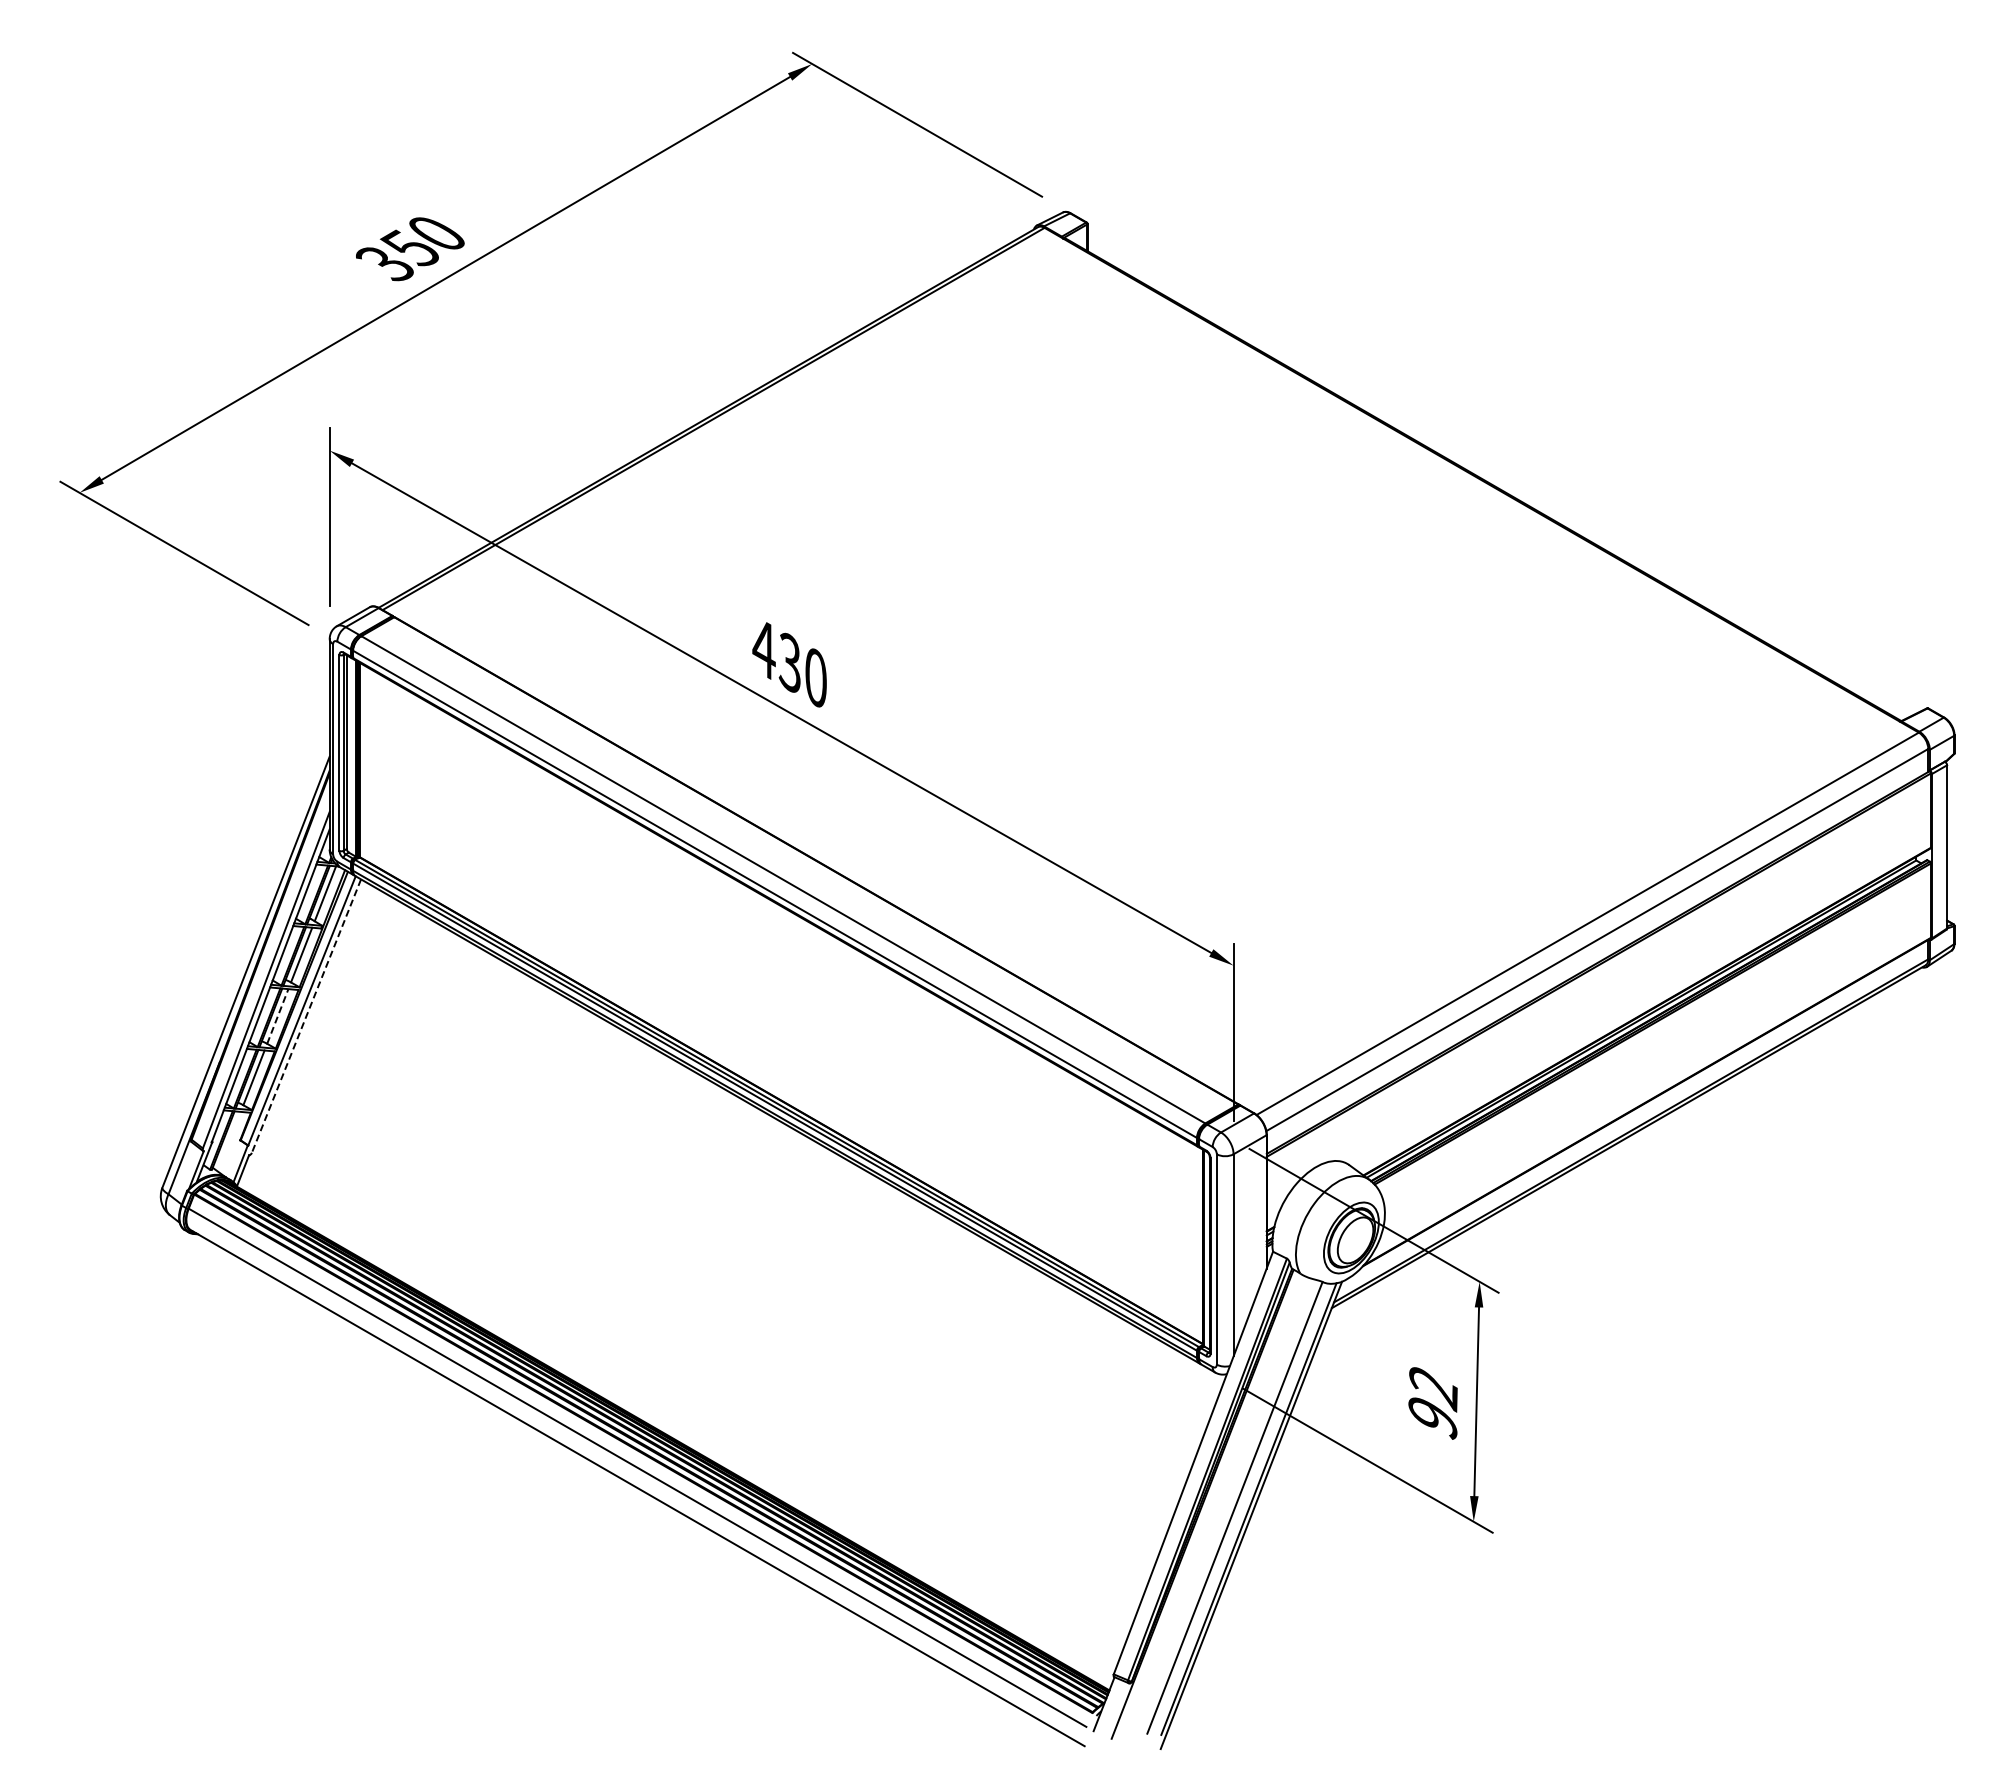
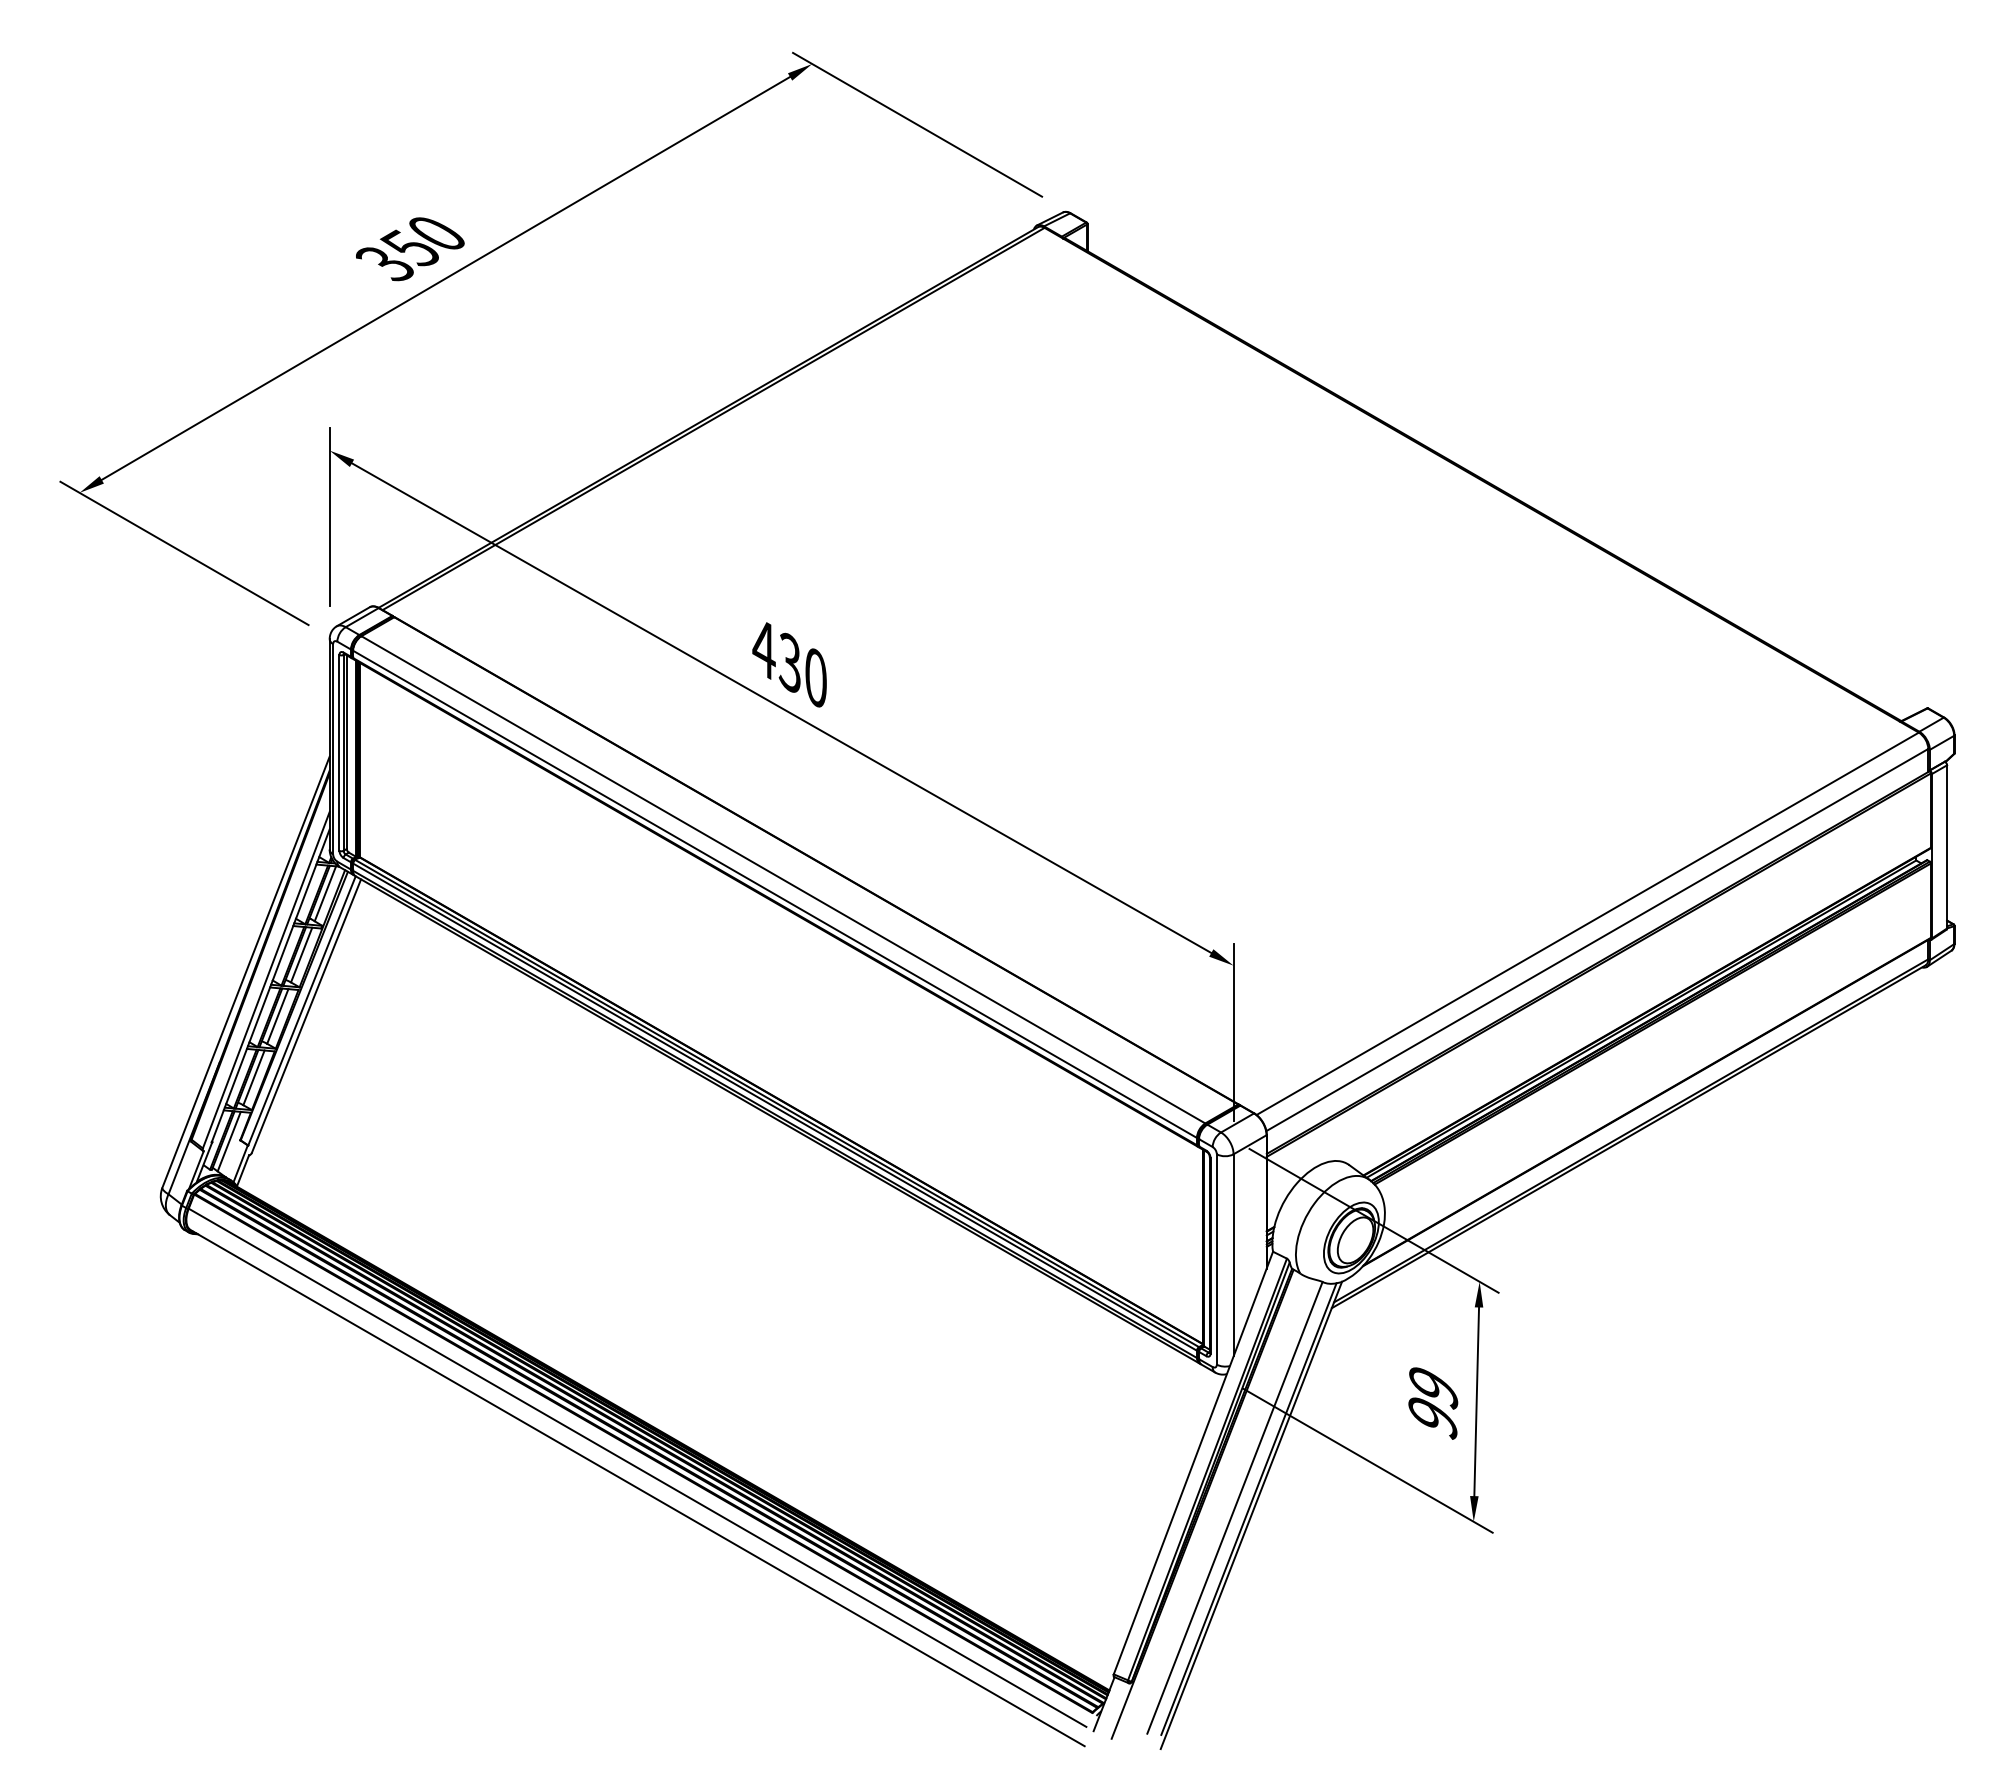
line: dashed -> solid (278, 1016)
line: dashed -> solid (306, 1016)
line: none -> present (228, 1141)
text: 92 -> 99 (1433, 1389)
